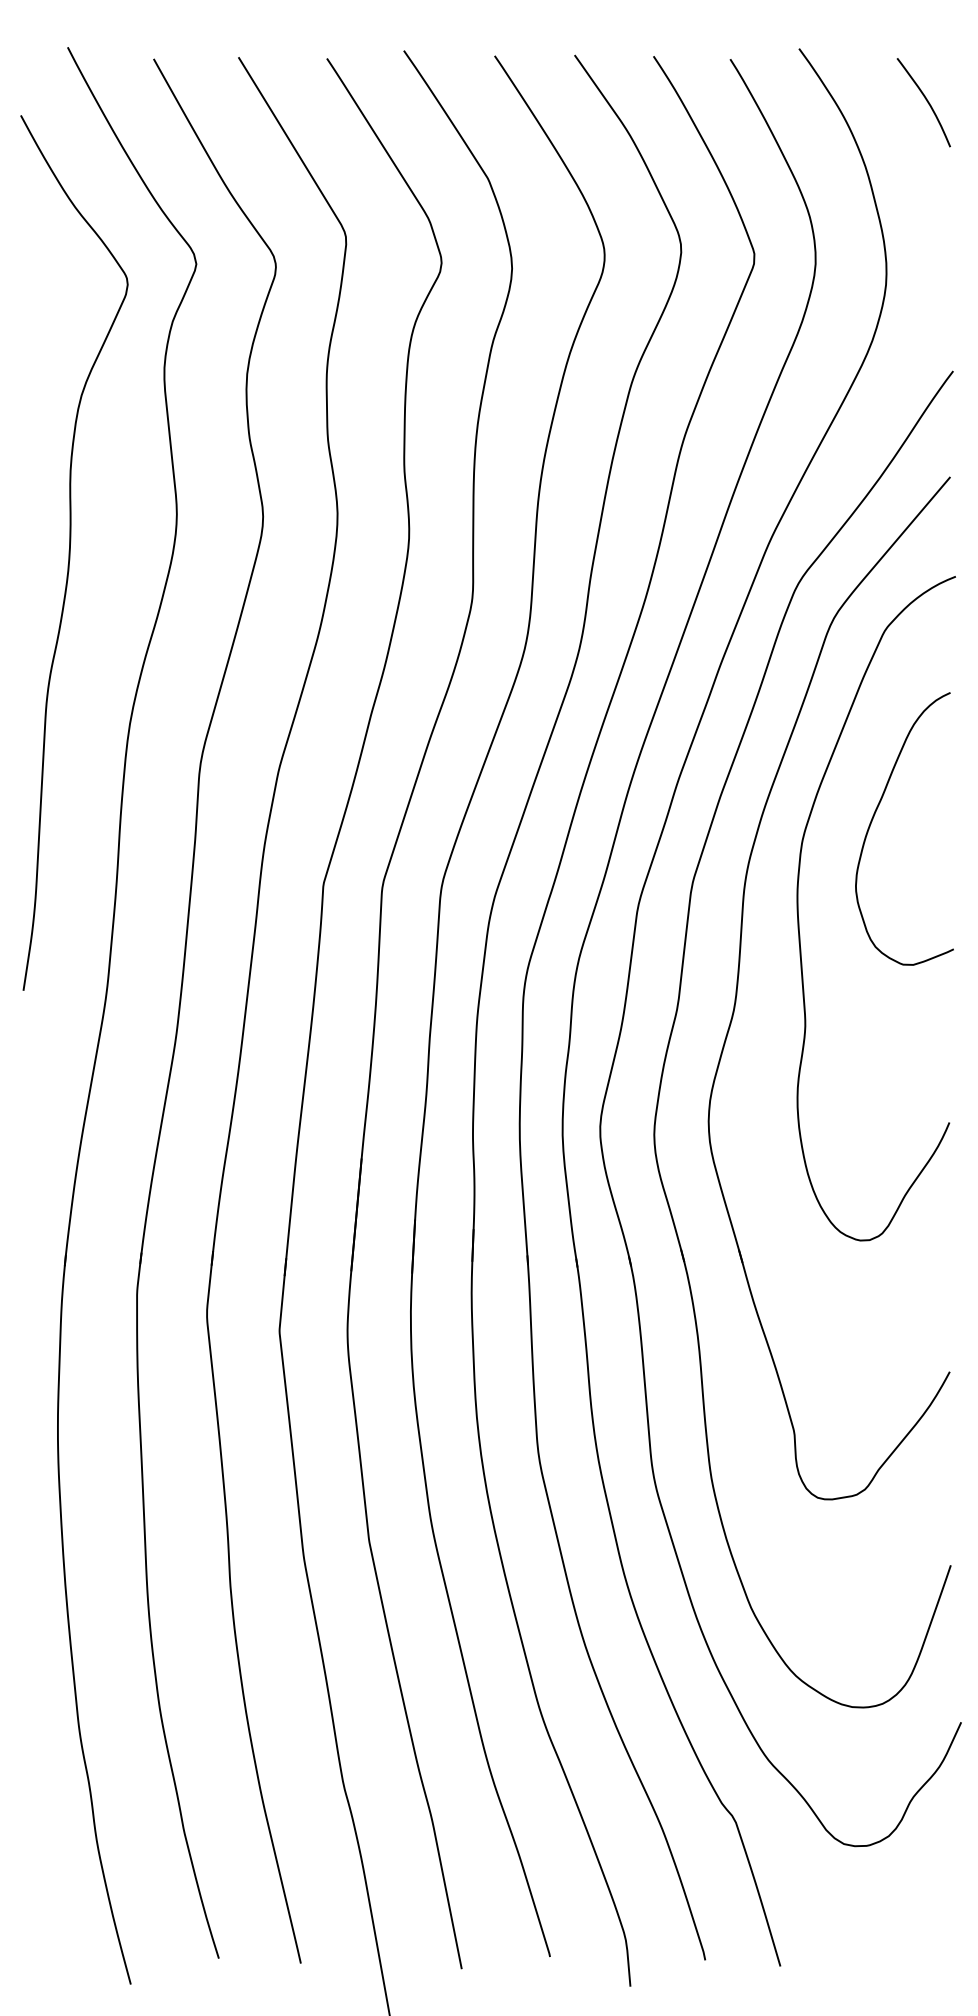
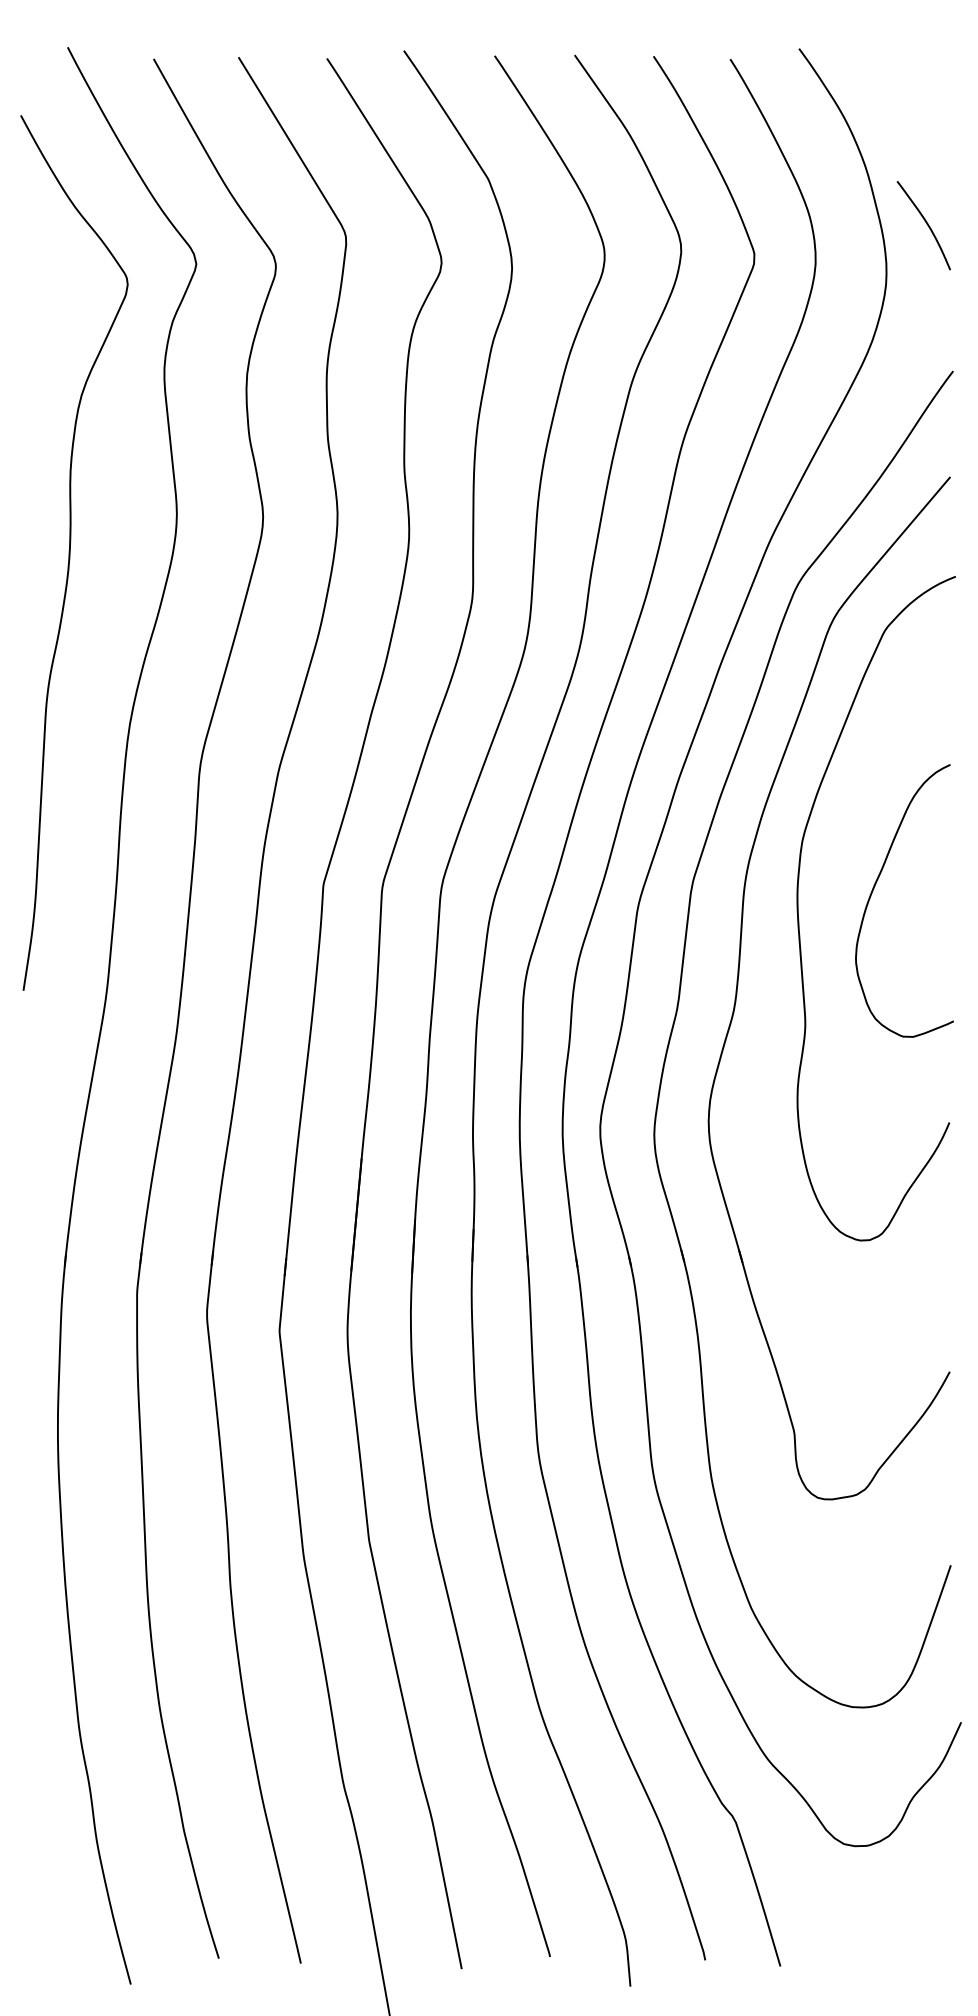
curve position: (926, 101) -> (926, 224) (926, 224)
curve position: (875, 814) -> (875, 886) (875, 886)
